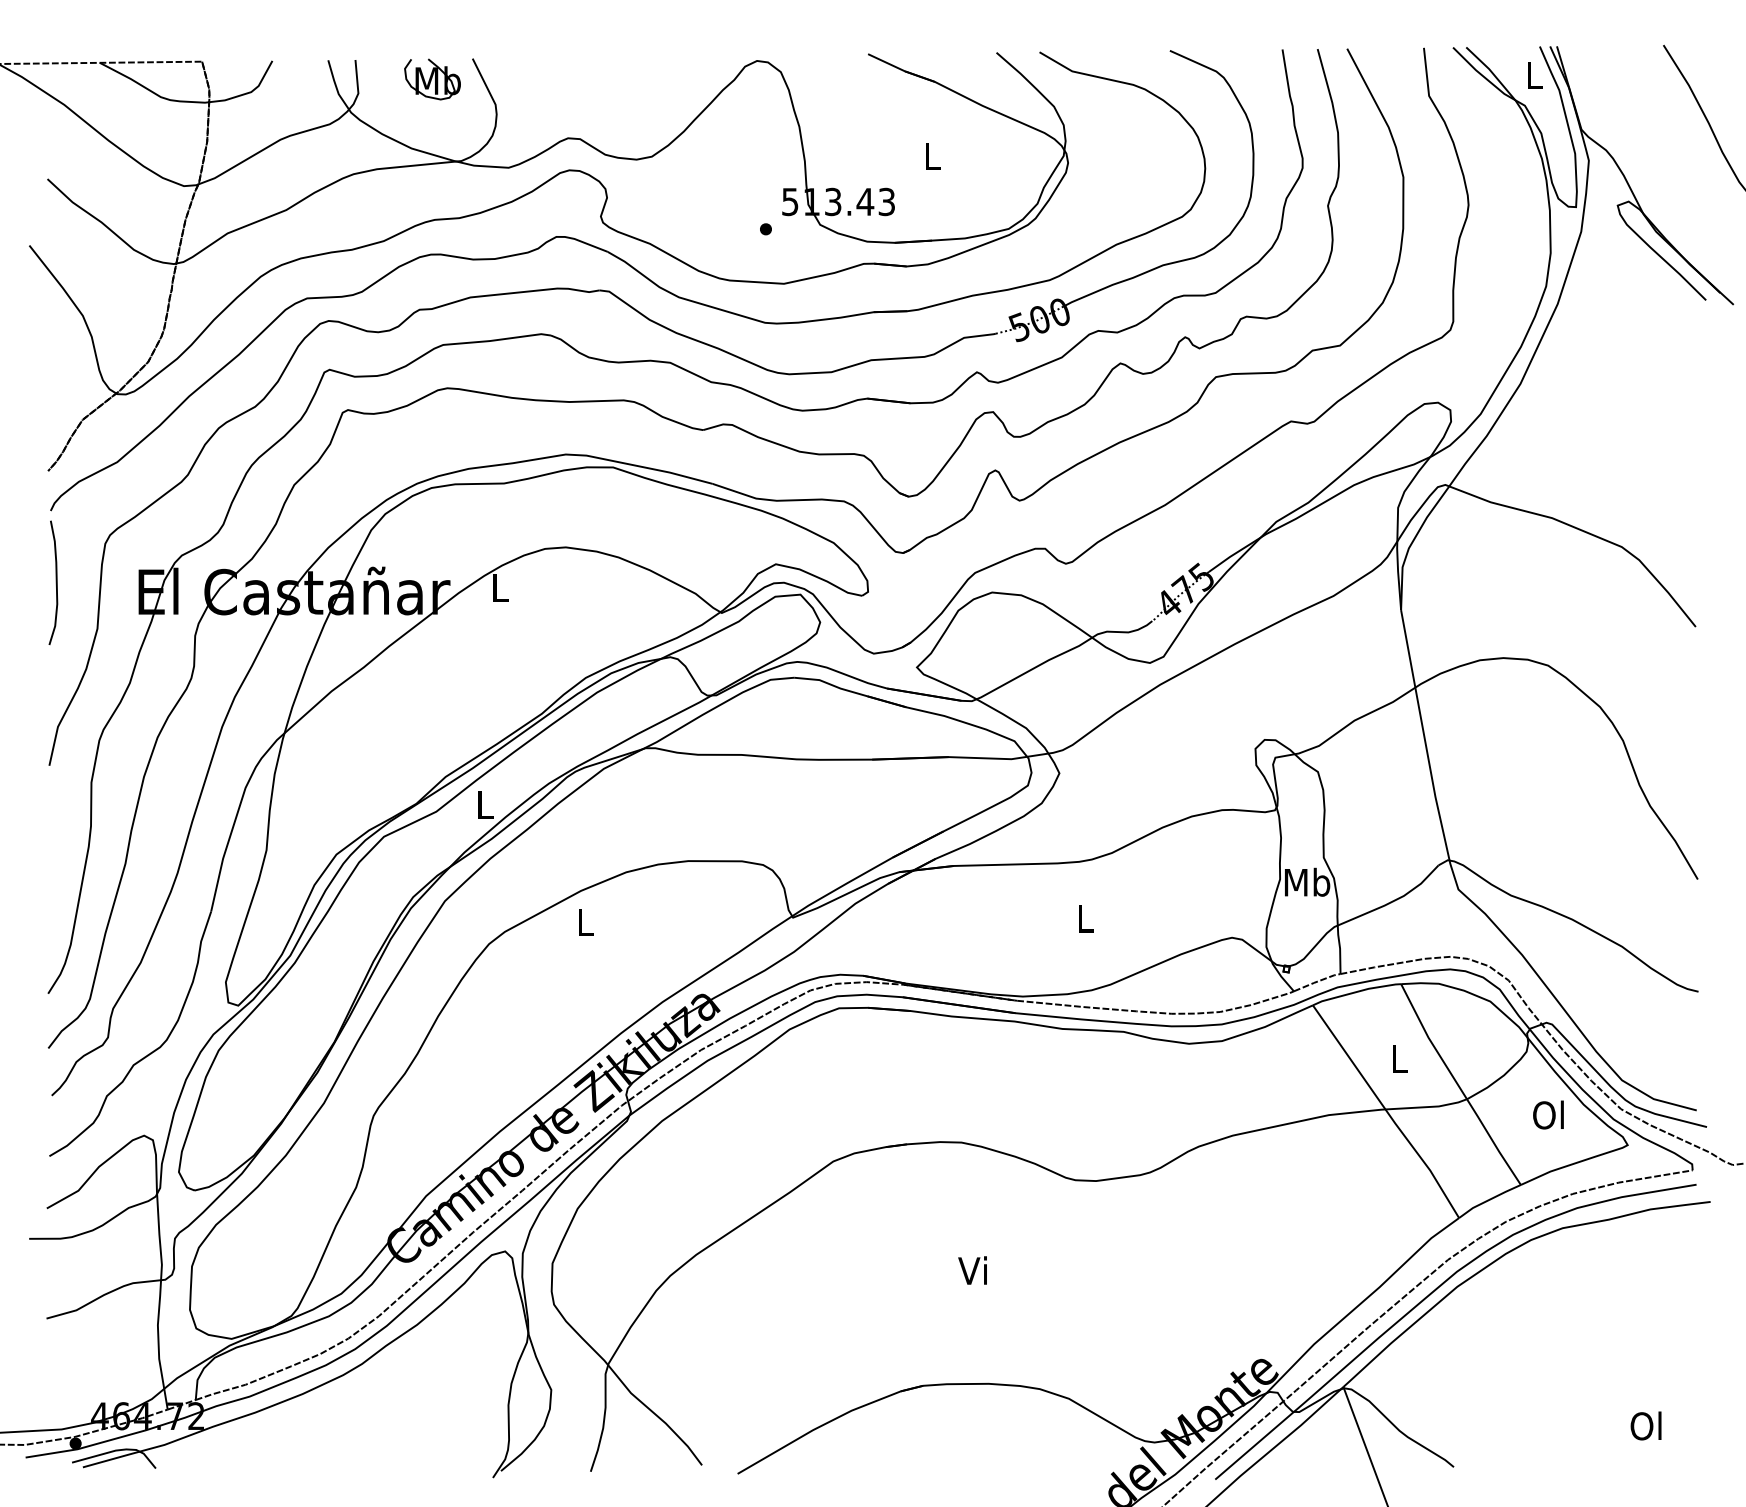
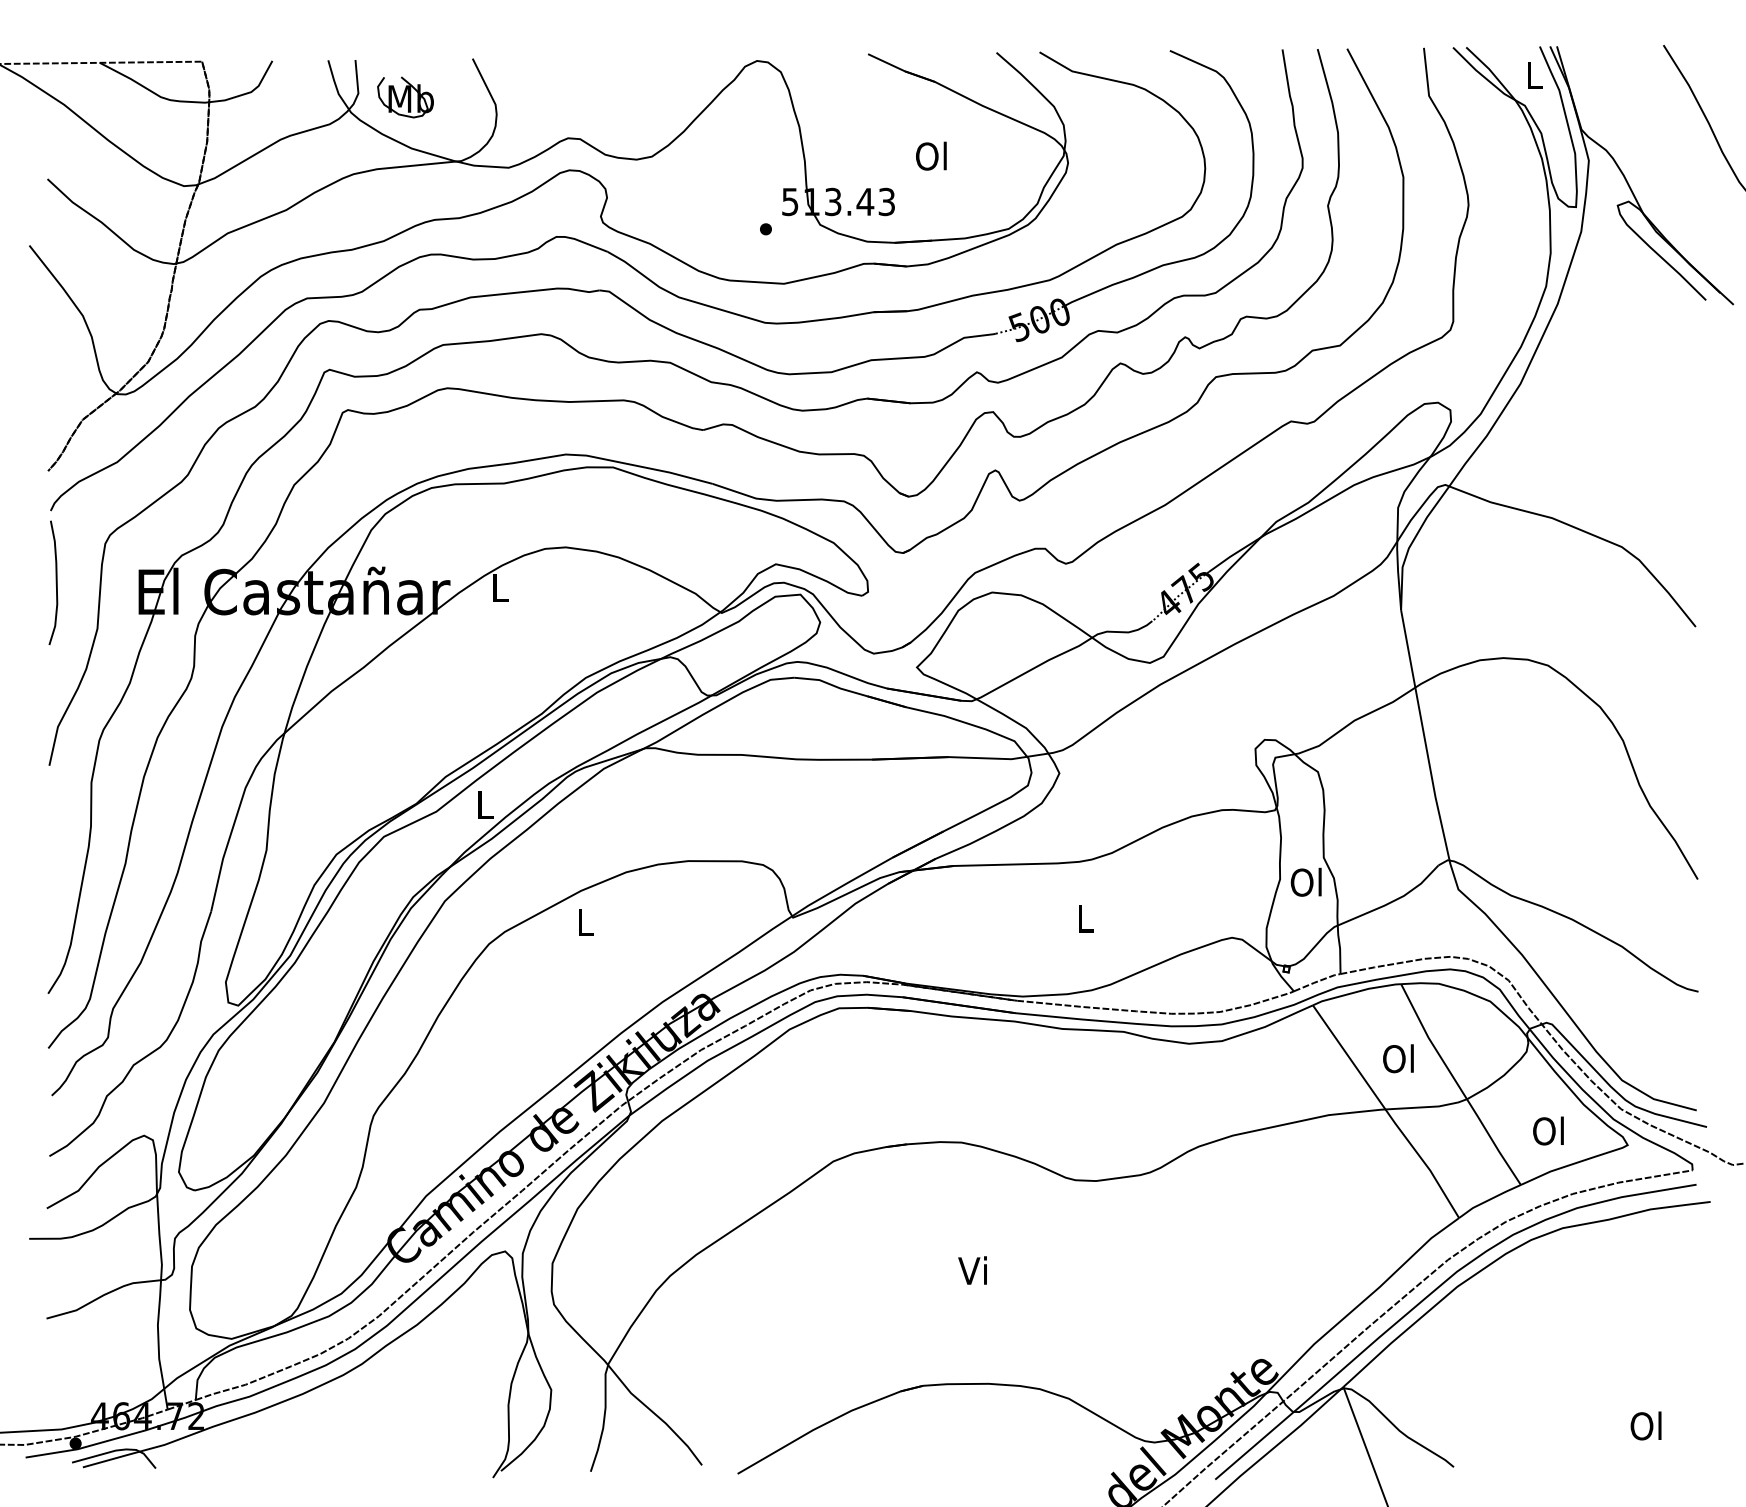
part position: (432, 79) -> (405, 97) (405, 97)
text: L -> Ol (931, 155)
text: Mb -> Ol (1307, 881)
text: L -> Ol (1398, 1058)
text position: (1548, 1114) -> (1548, 1130) (1548, 1130)
